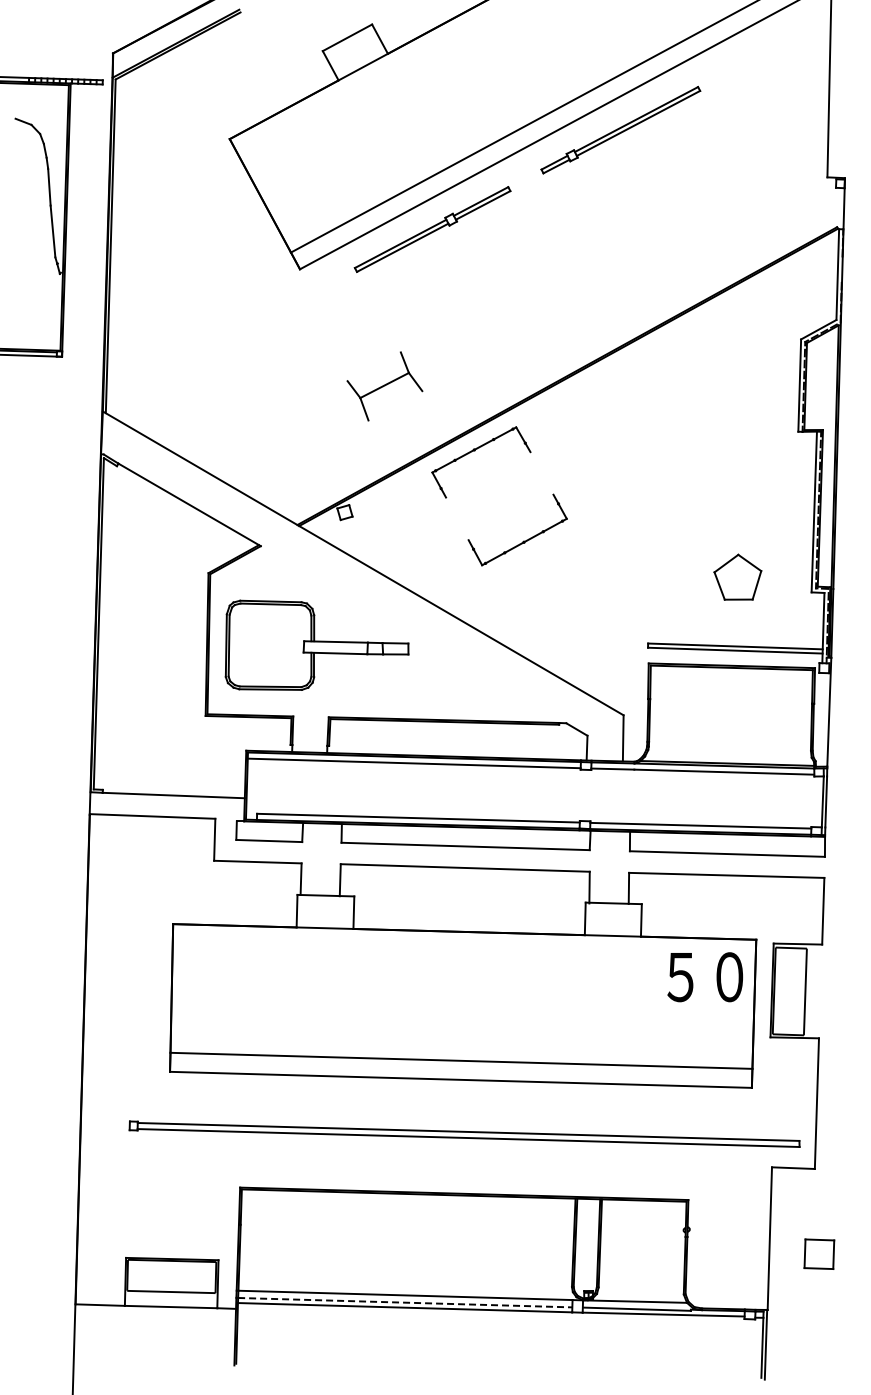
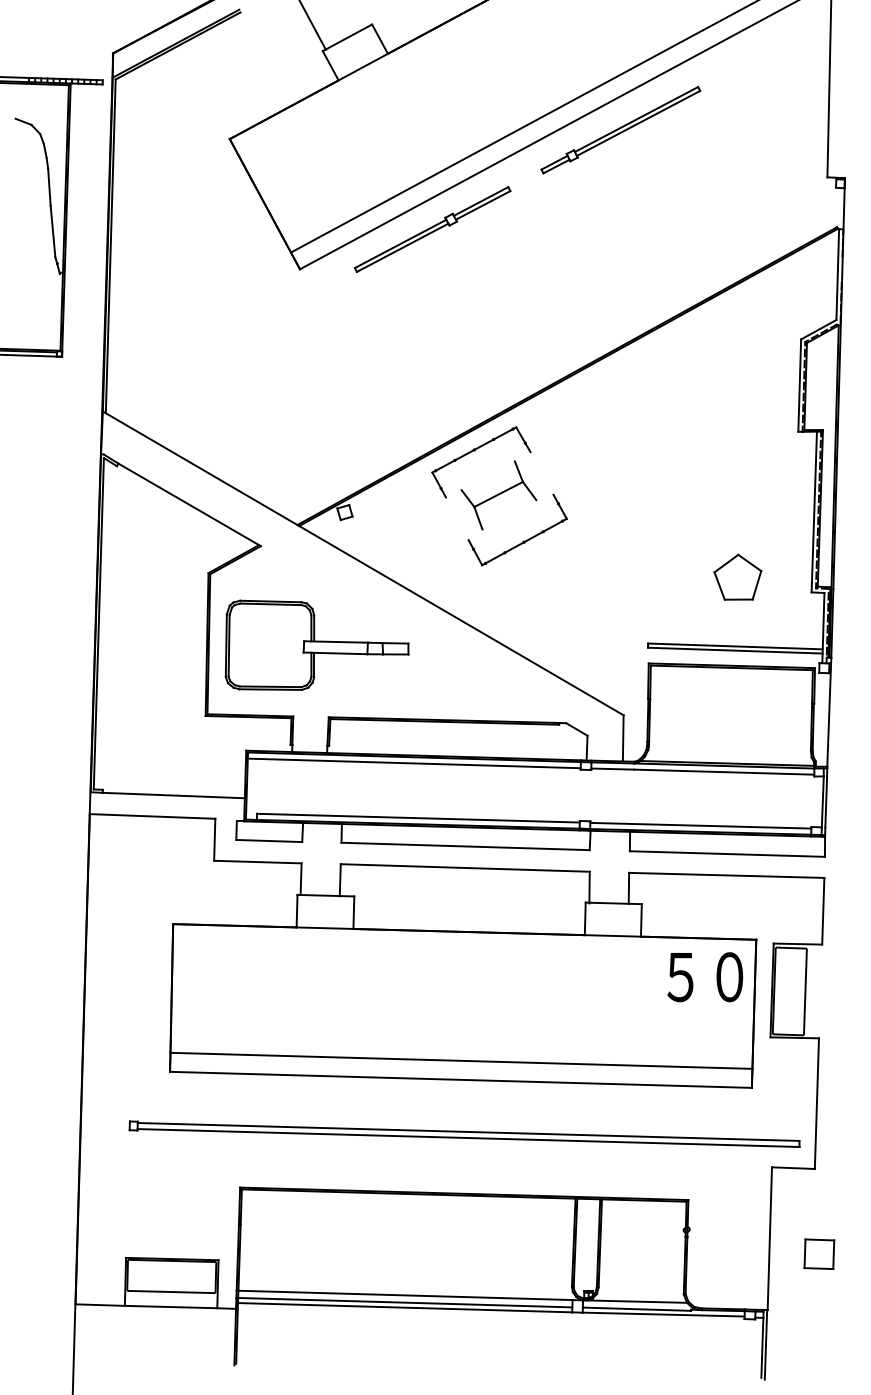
line: none -> present (312, 25)
part position: (384, 386) -> (498, 495) (498, 495)
line: dashed -> solid (405, 1302)
